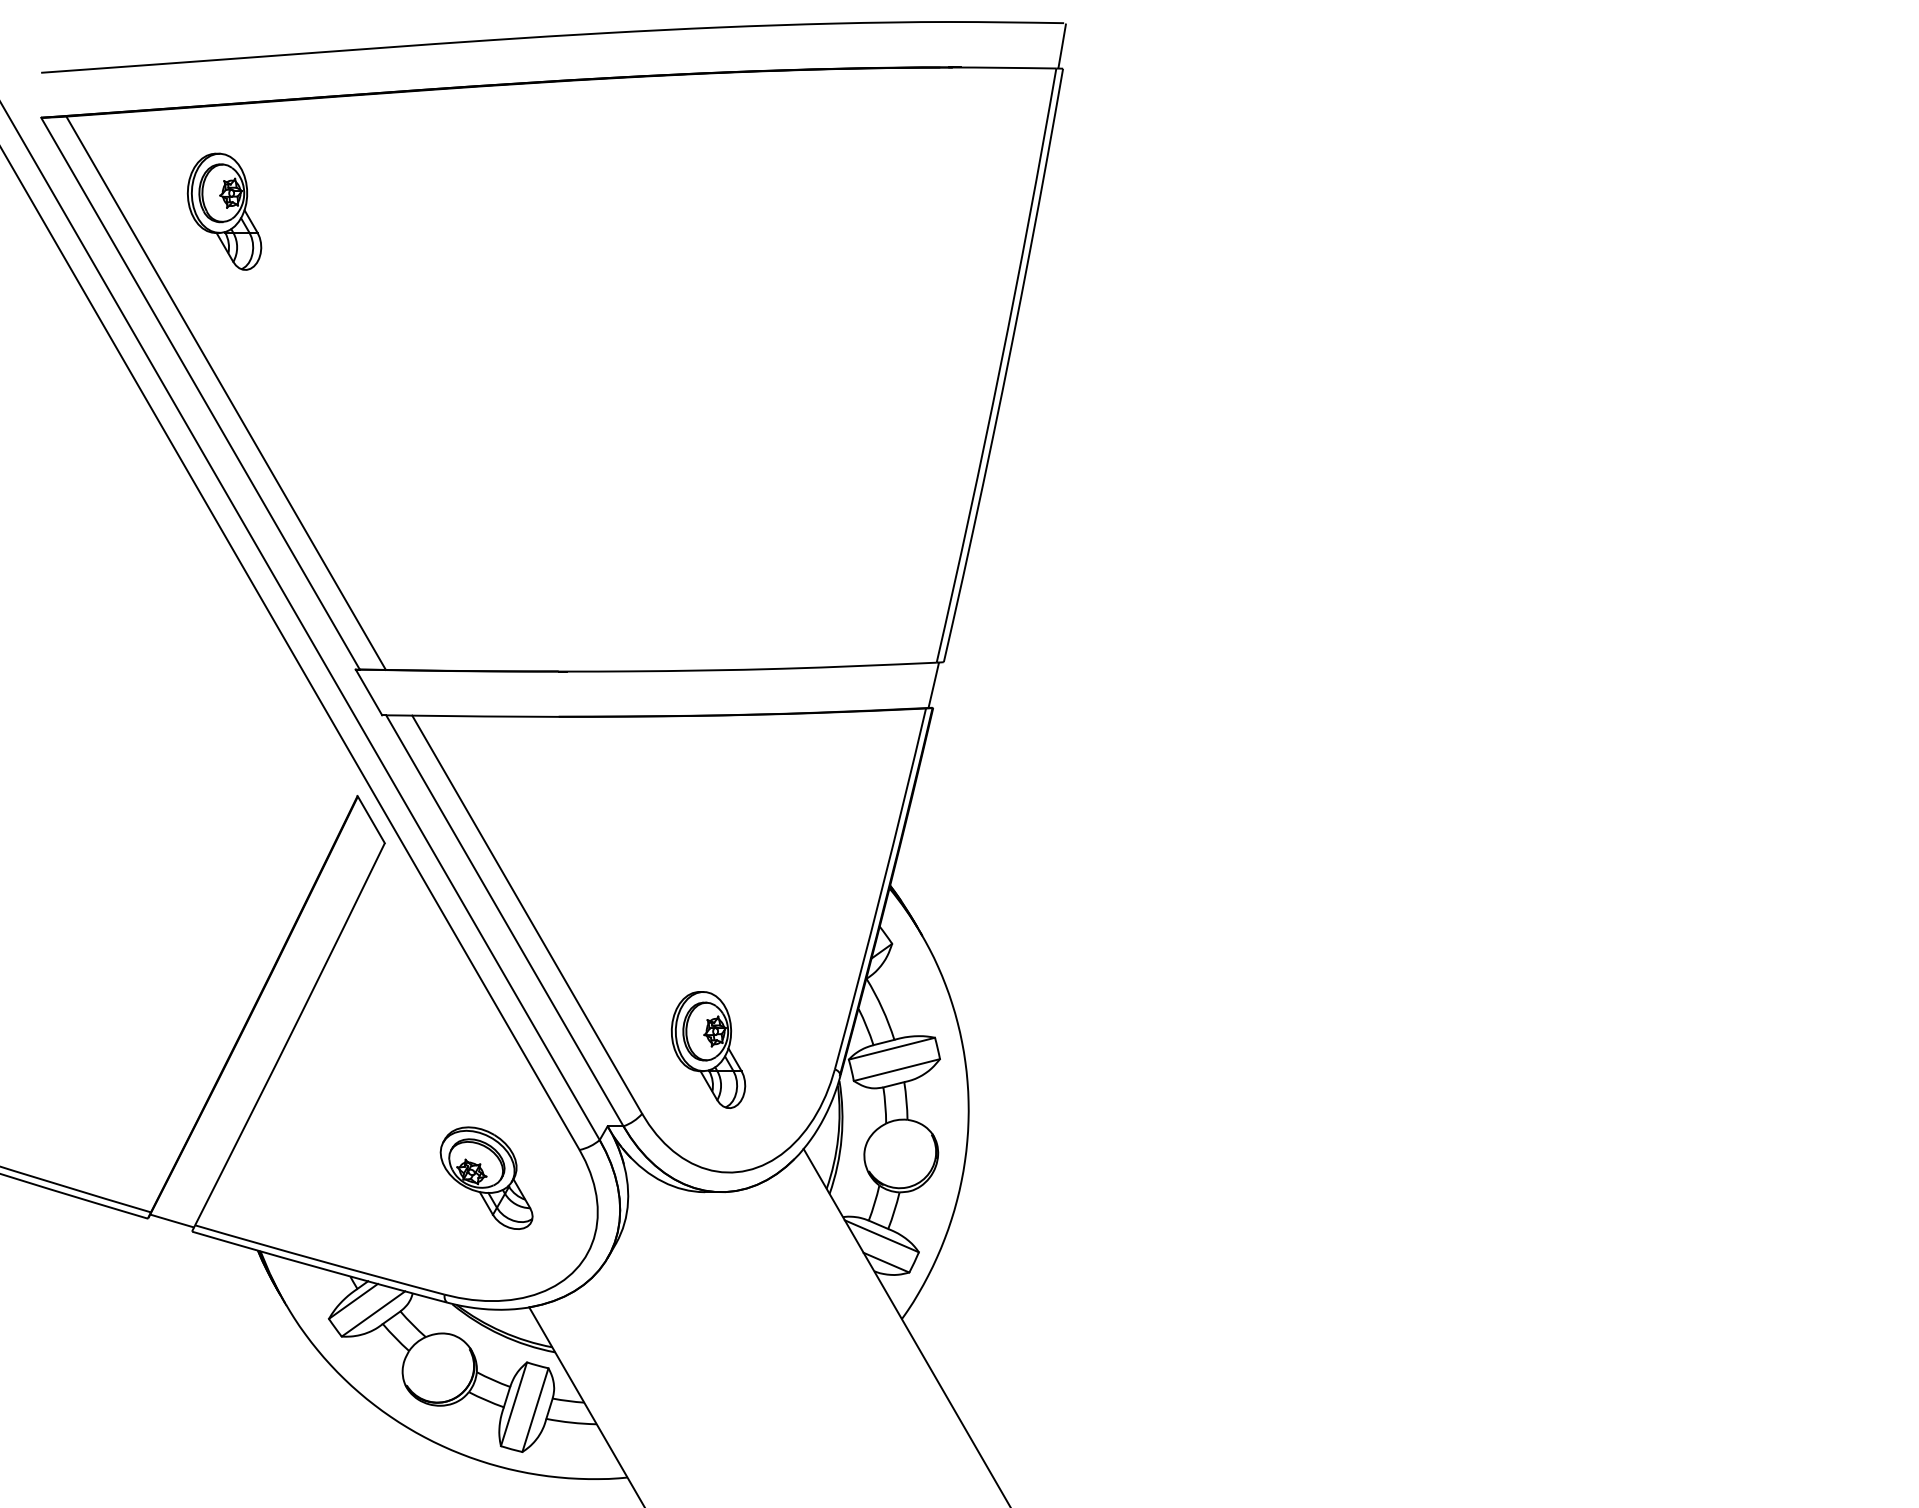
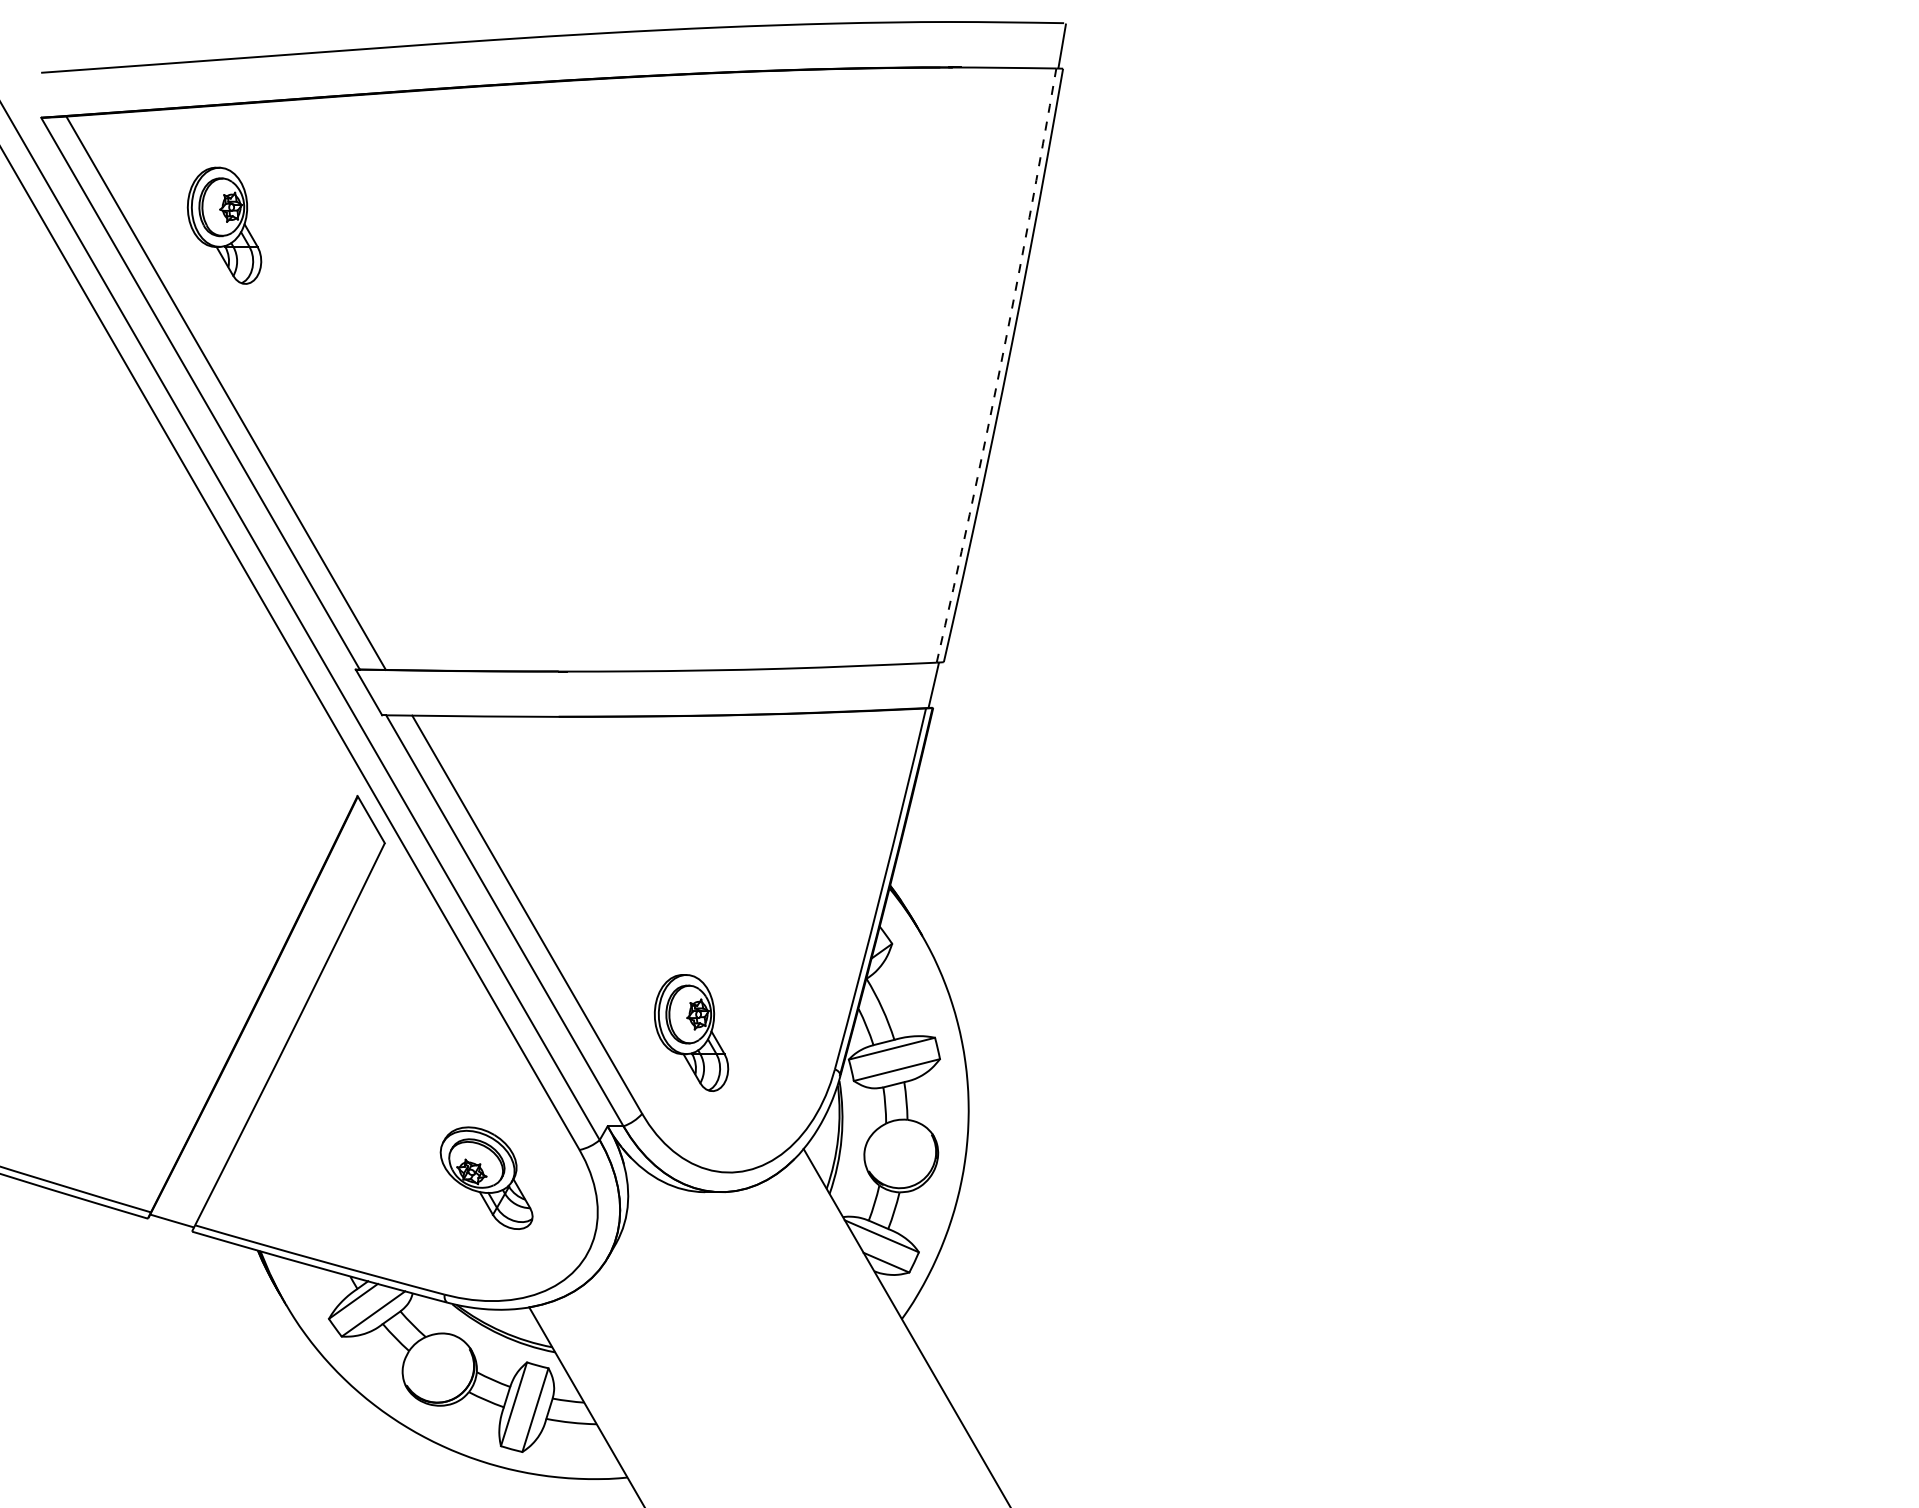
part position: (224, 211) -> (224, 225) (224, 225)
arc: solid -> dashed (1000, 366)
part position: (708, 1049) -> (691, 1032) (691, 1032)
